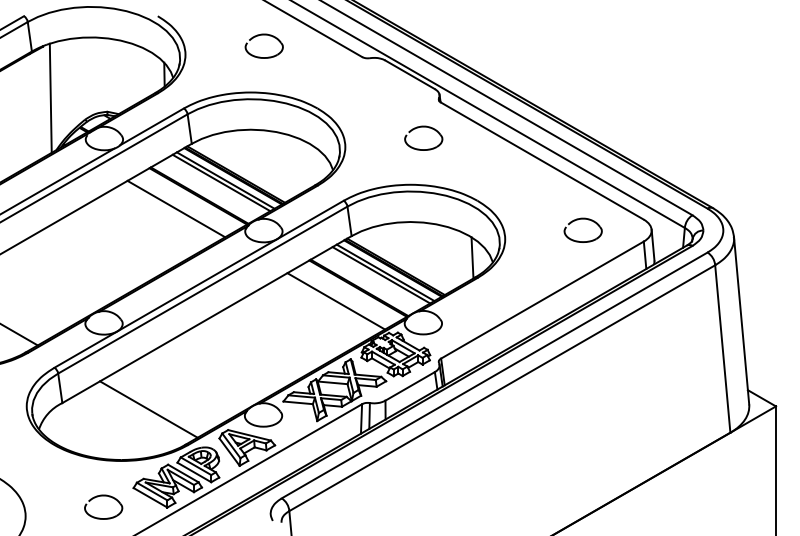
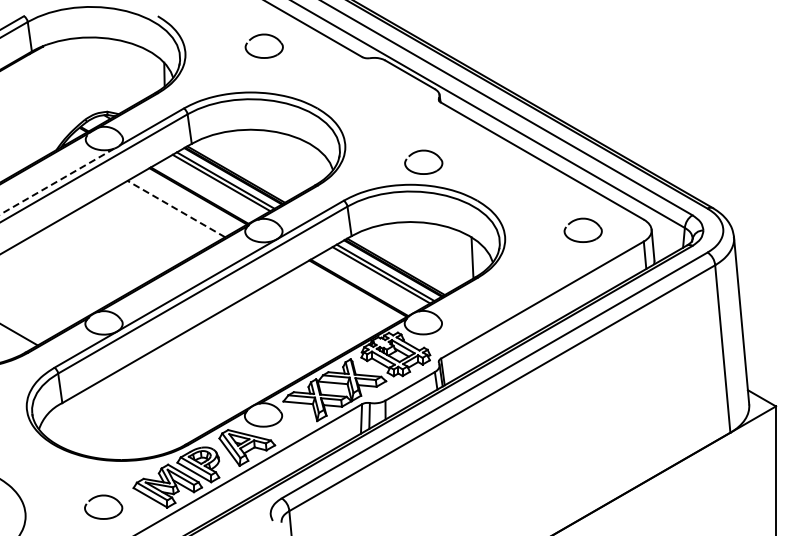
line: present -> none (50, 97)
part position: (423, 127) -> (423, 151) (423, 151)
line: solid -> dashed (57, 181)
line: solid -> dashed (175, 208)
line: present -> none (336, 301)
line: present -> none (148, 409)
